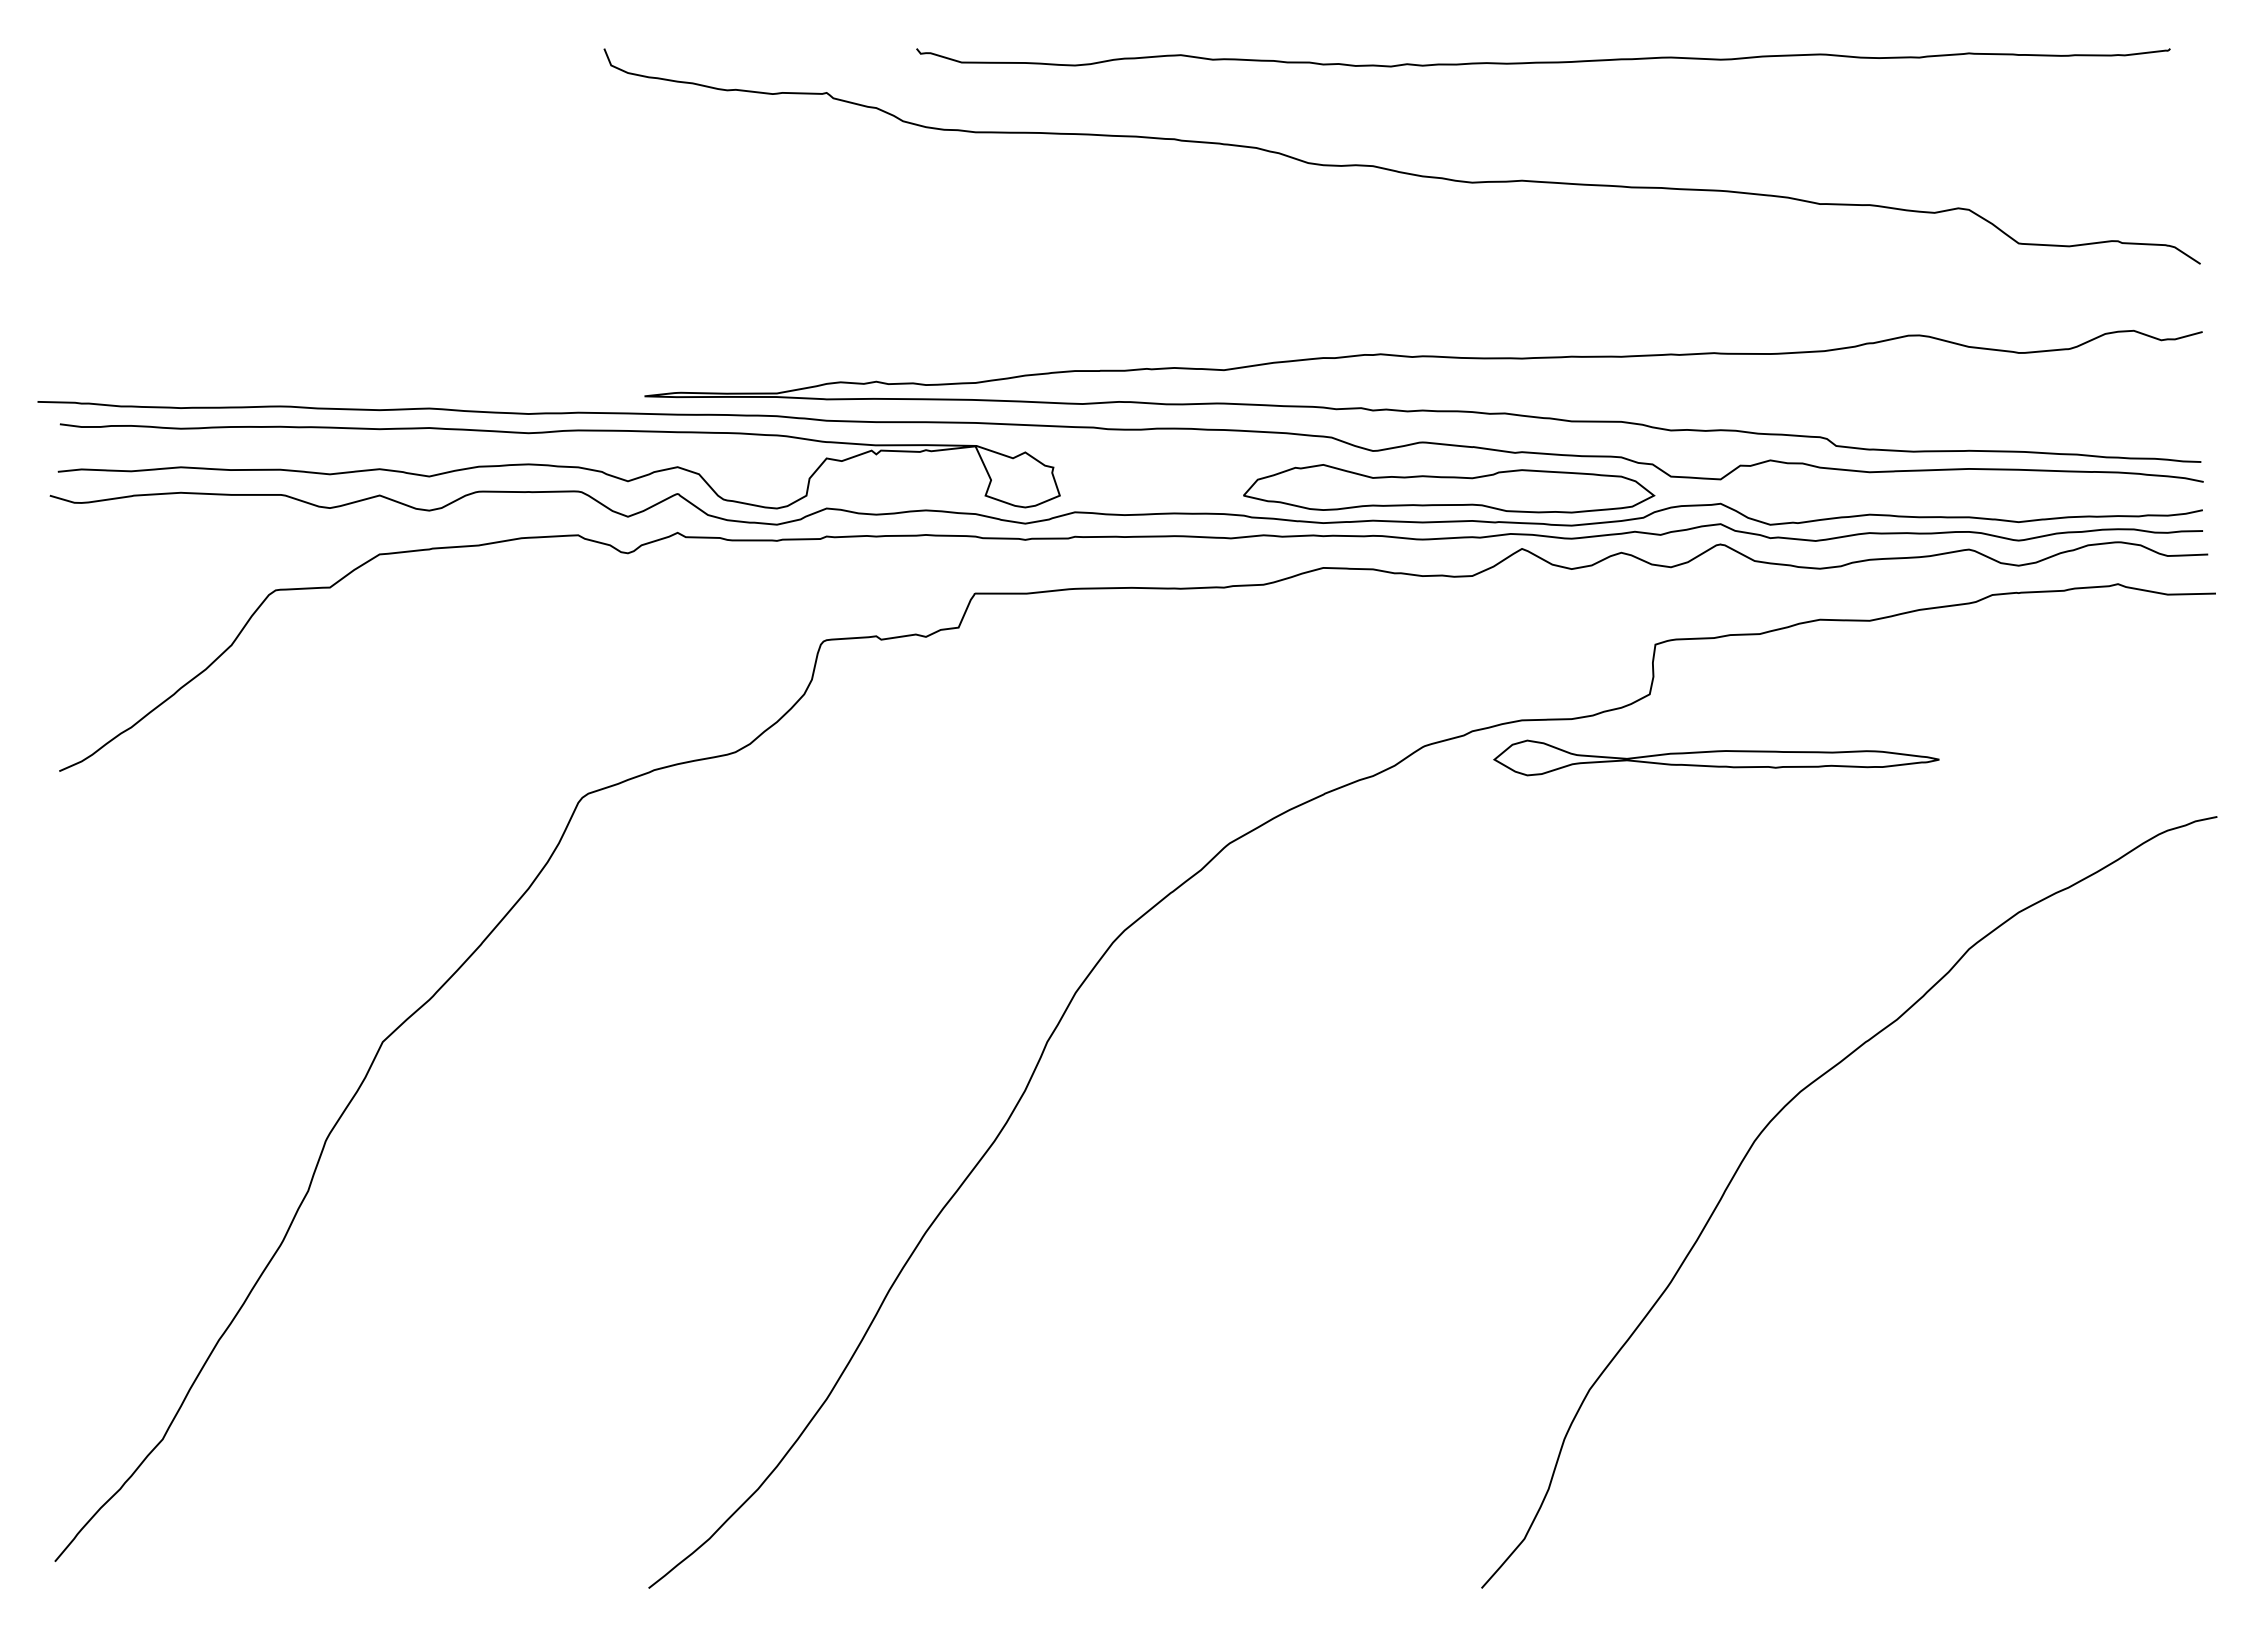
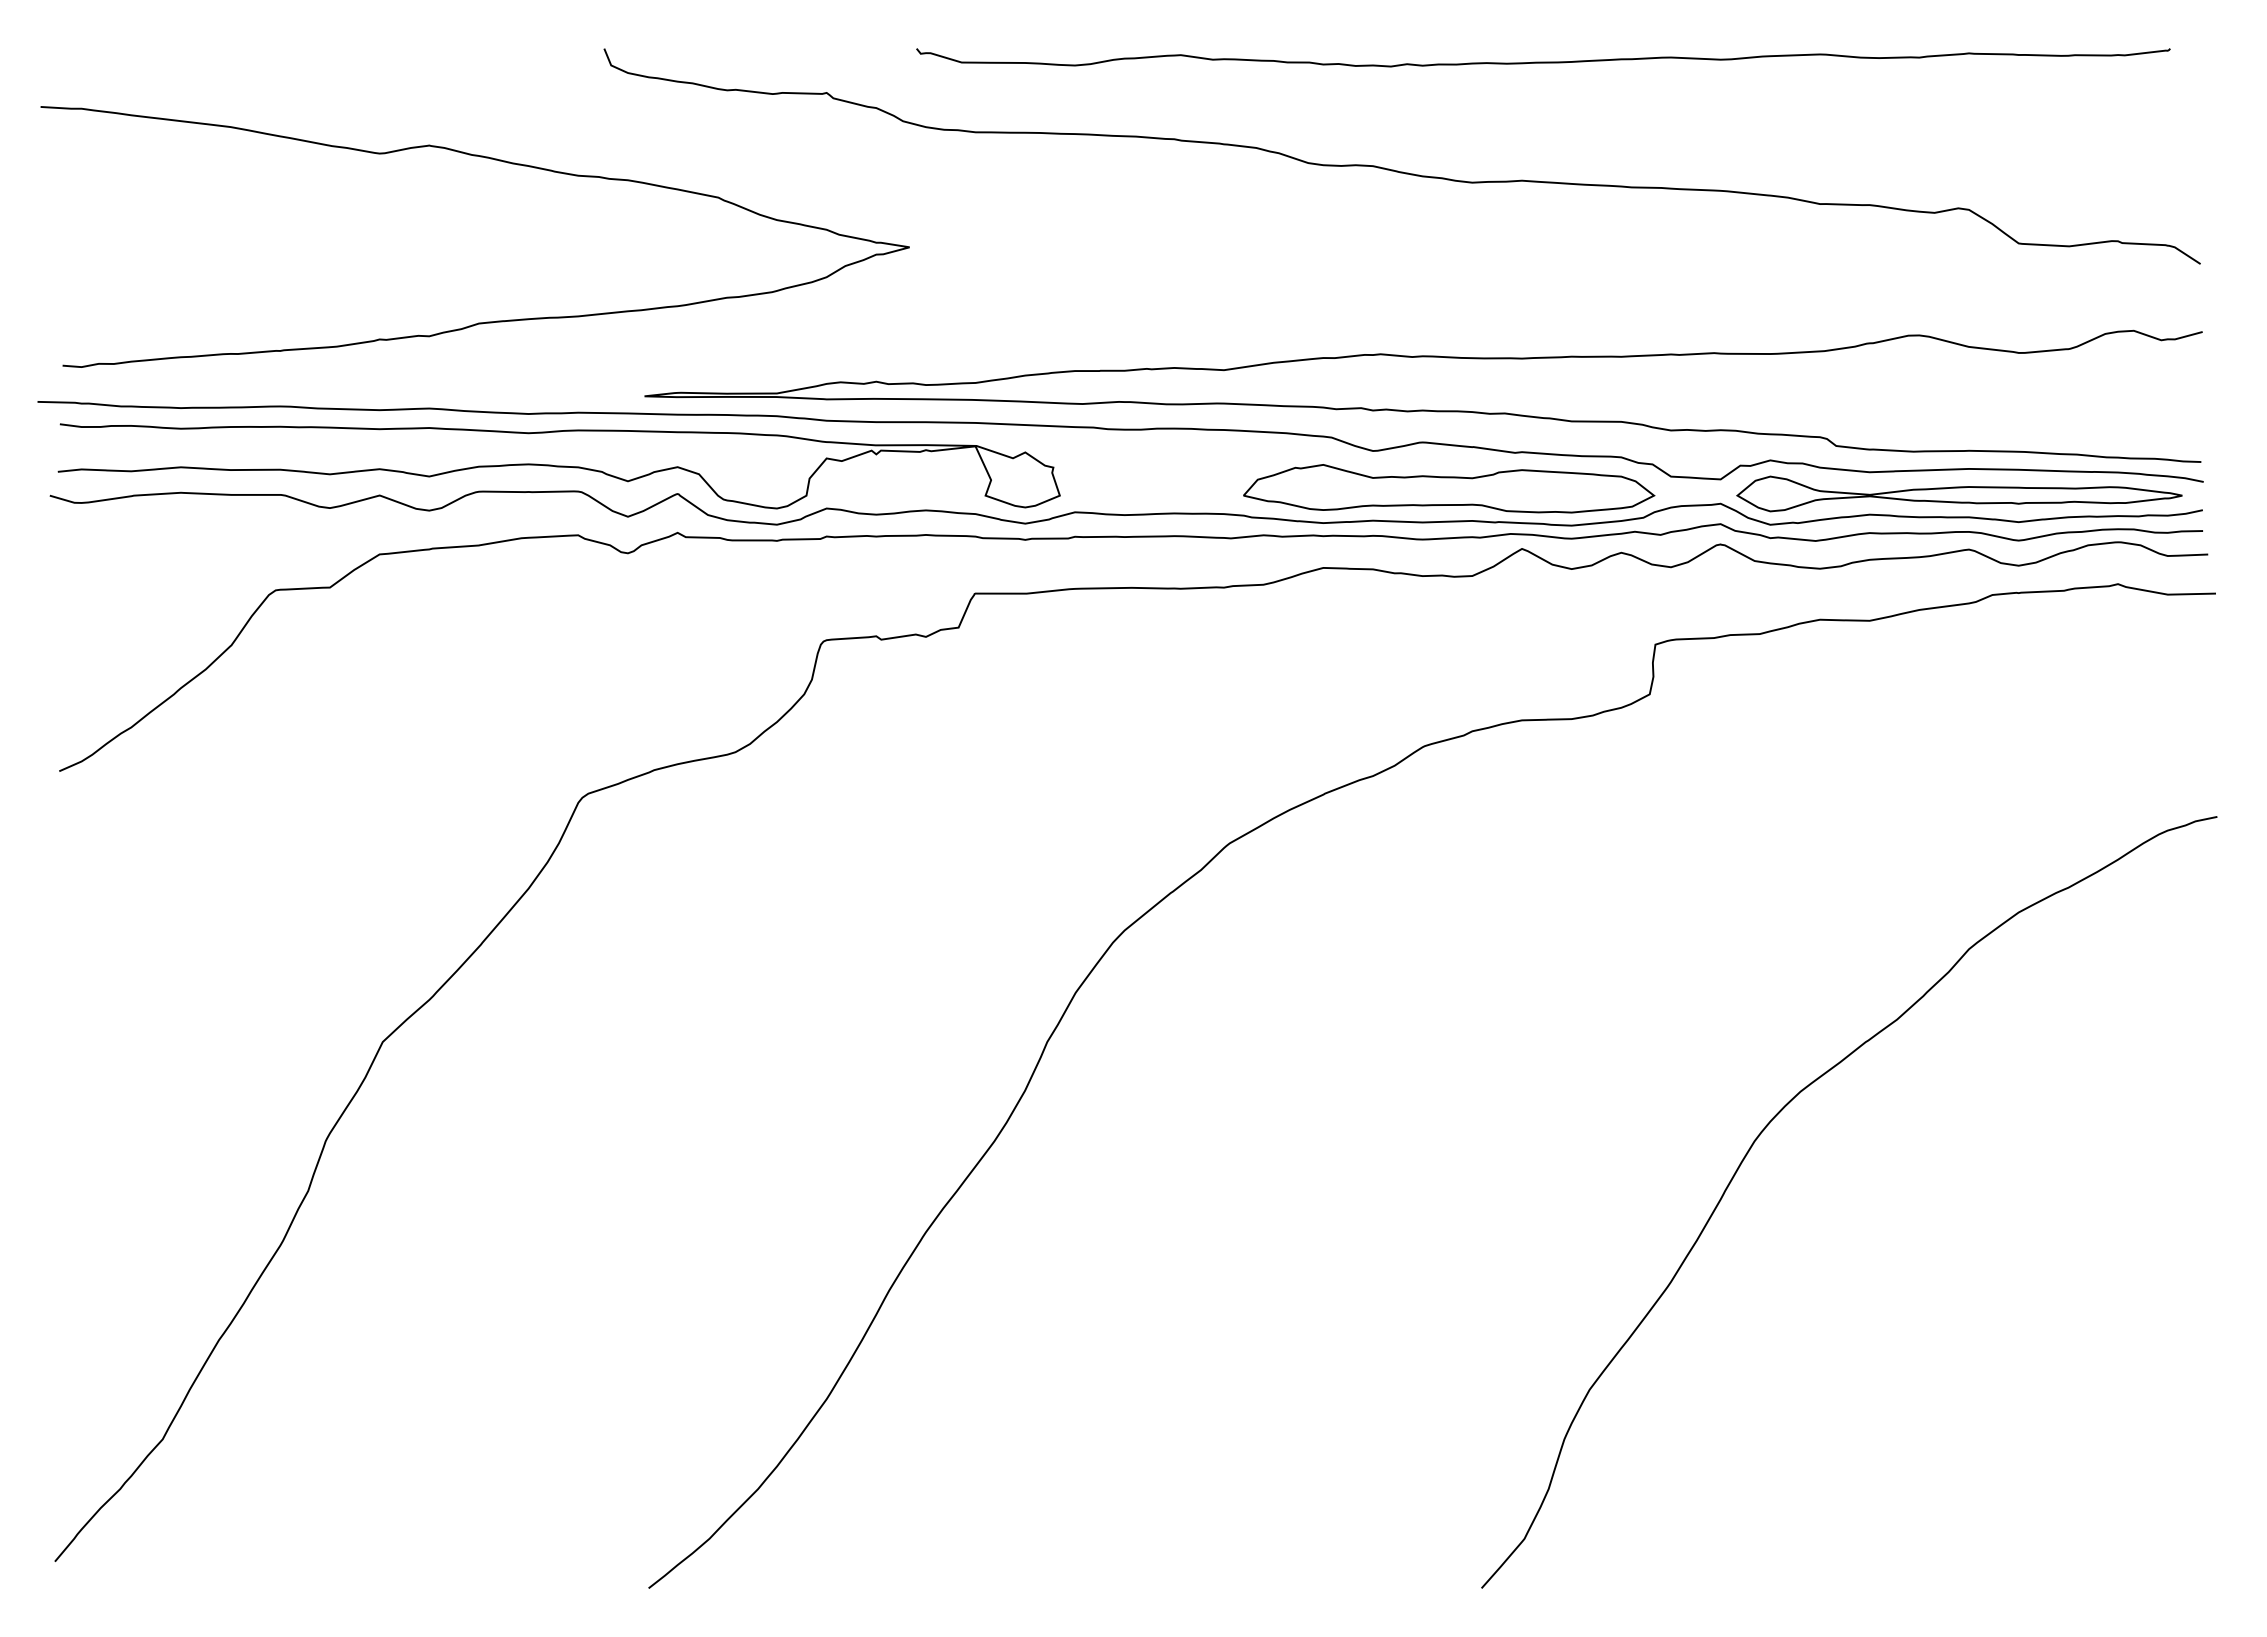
curve: none -> present (490, 159)
part position: (1716, 757) -> (1959, 493) (1959, 493)
